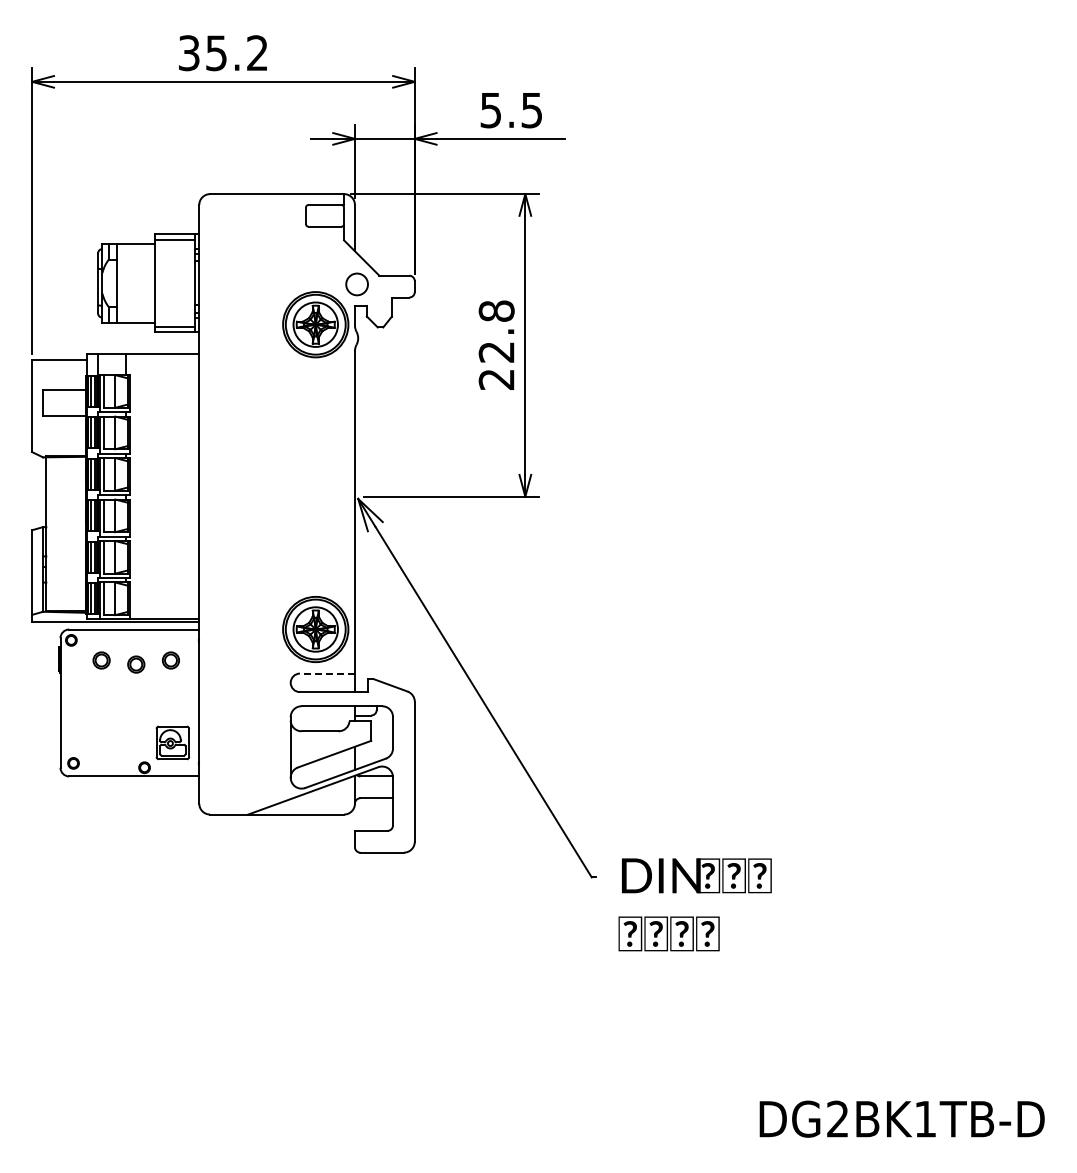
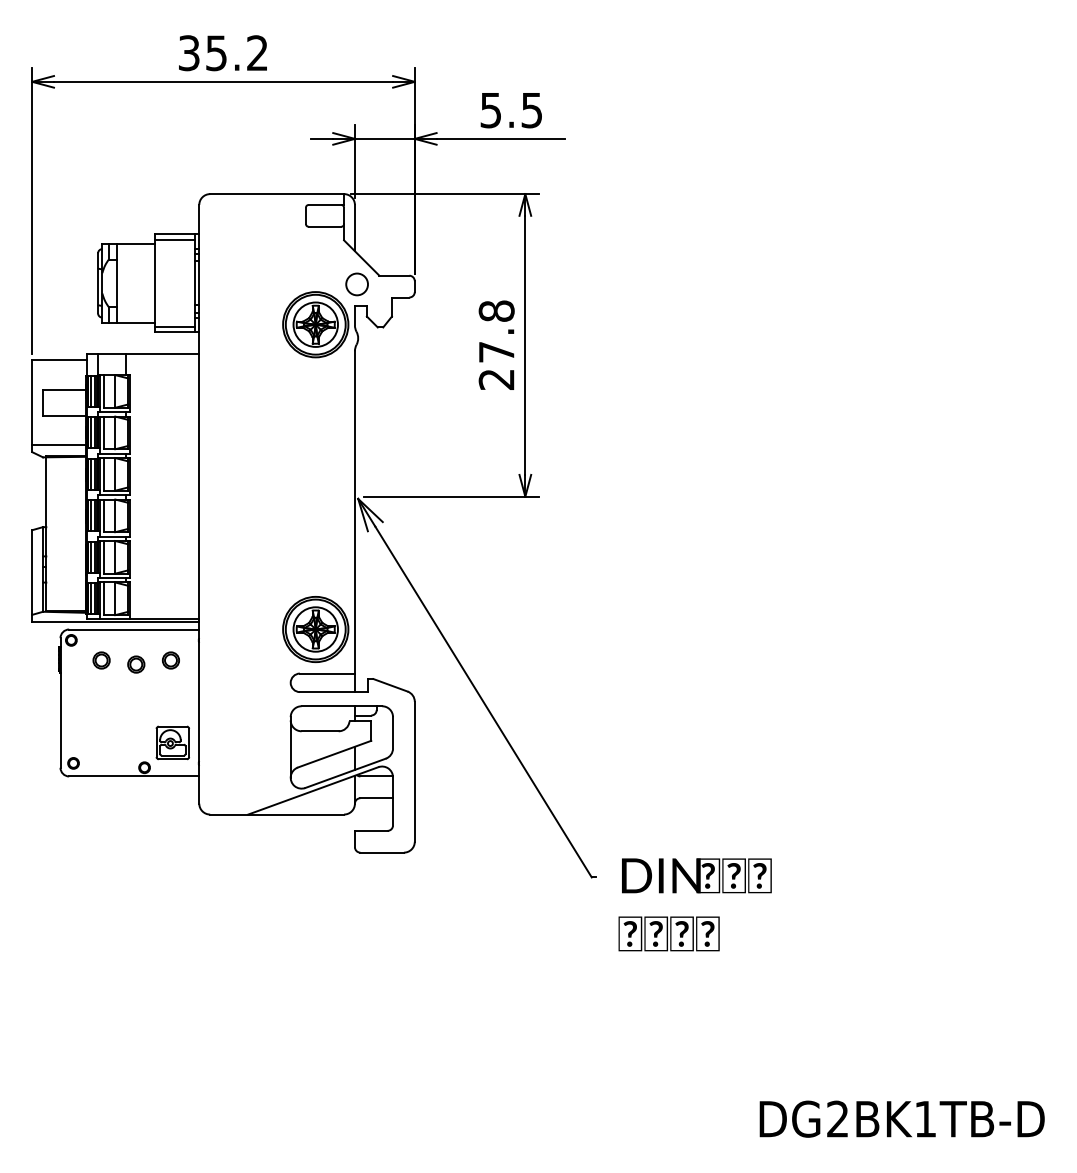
text: 22.8 -> 27.8 (496, 352)
line: none -> present (59, 445)
line: dashed -> solid (326, 673)
